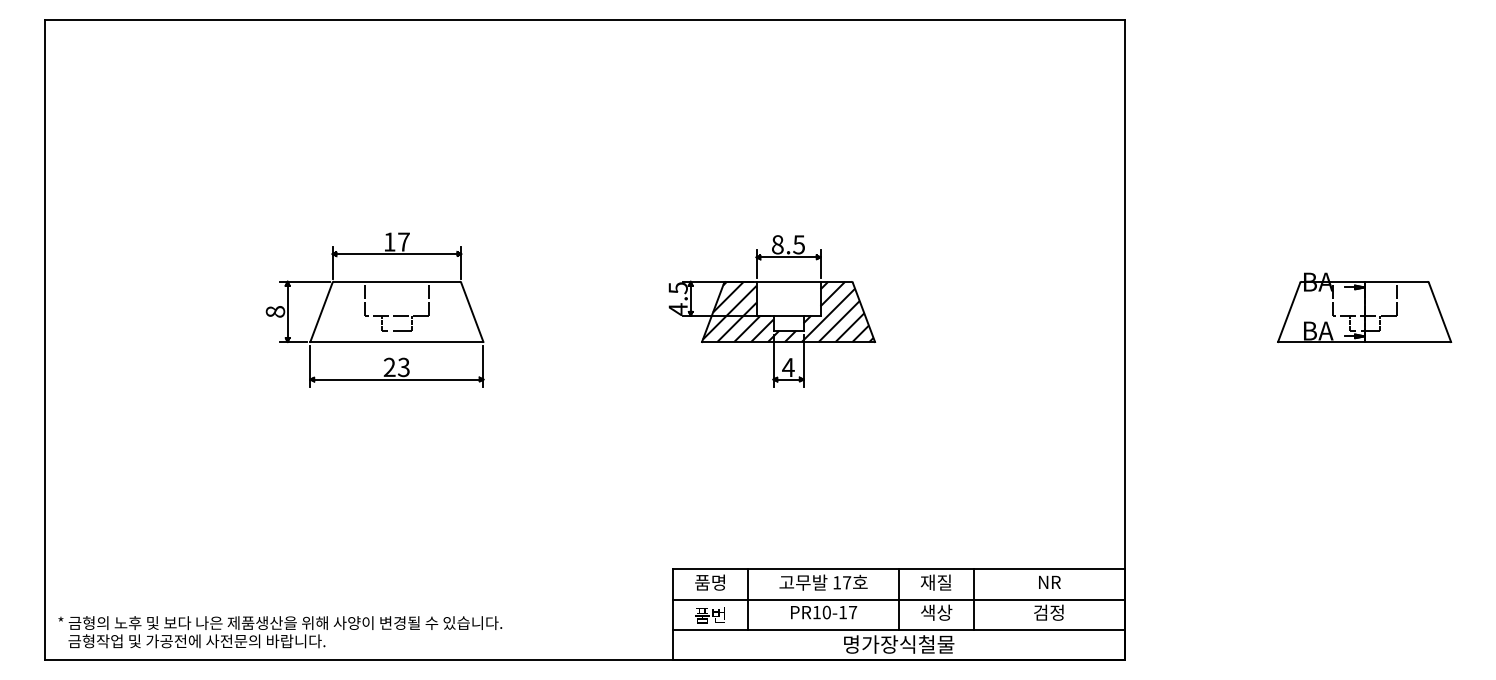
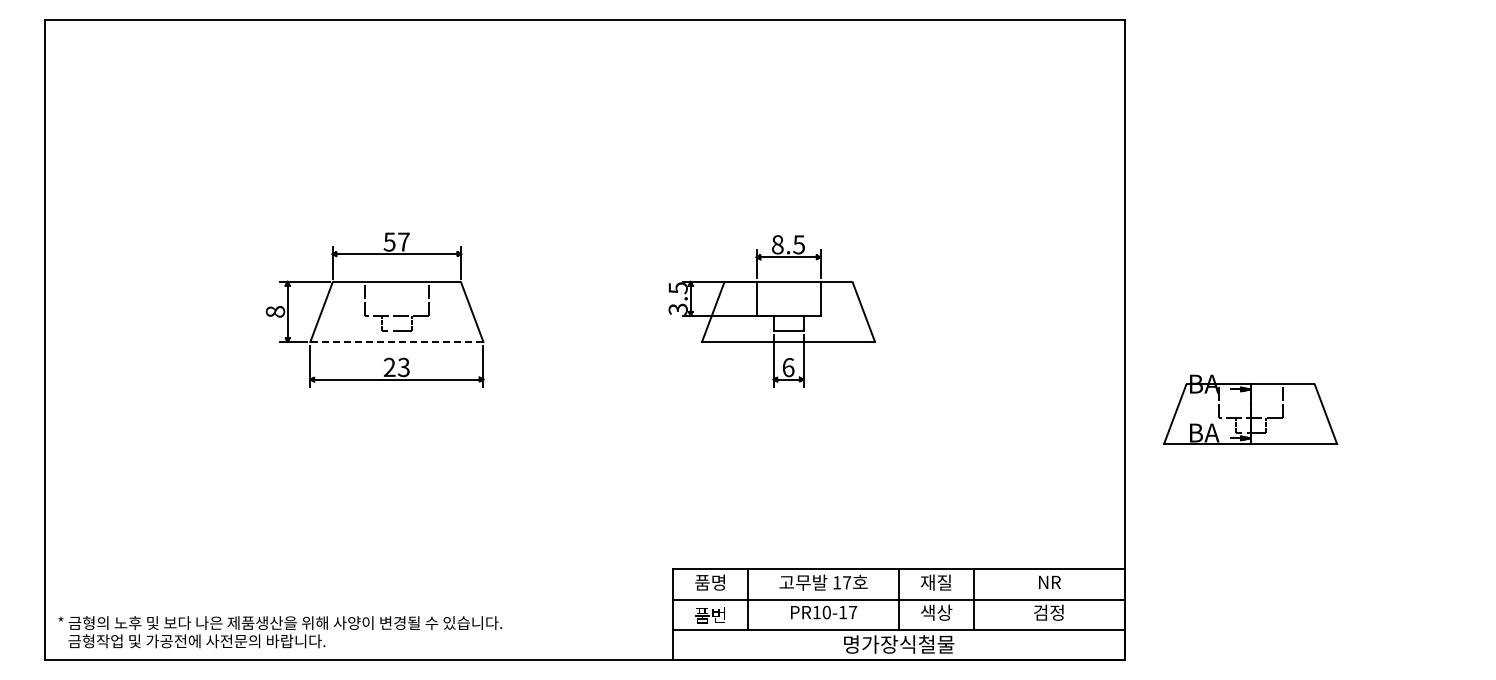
text: 17 -> 57 (389, 241)
part position: (1364, 307) -> (1250, 409) (1250, 409)
text: 4.5 -> 3.5 (677, 309)
hatch: present -> none (787, 311)
line: solid -> dashed (396, 341)
text: 4 -> 6 (788, 367)
